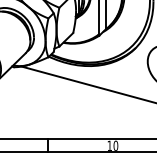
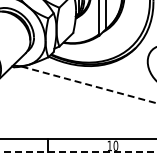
line: solid -> dashed (88, 84)
line: solid -> dashed (78, 152)
